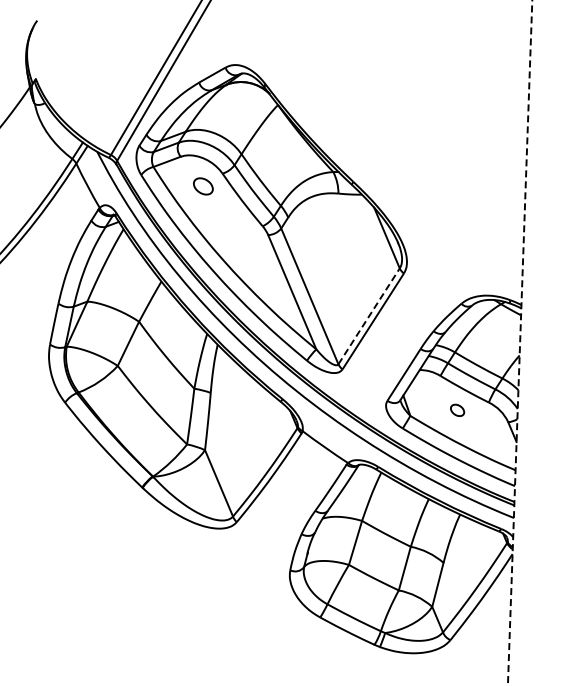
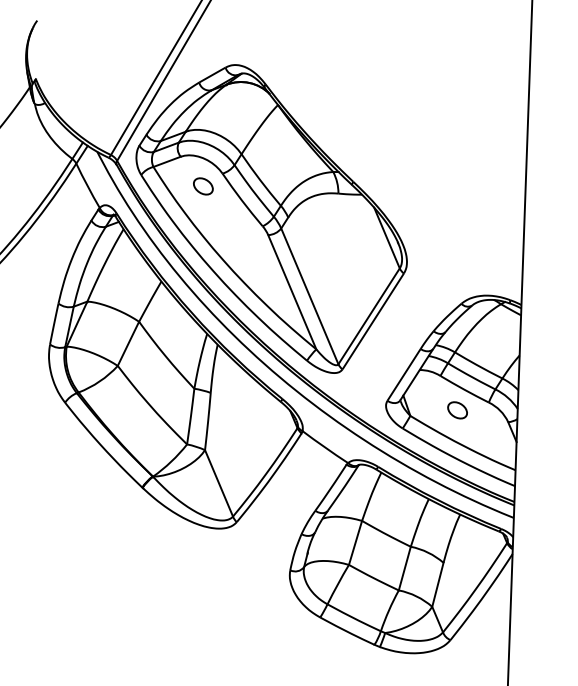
line: dashed -> solid (369, 316)
line: dashed -> solid (520, 342)
part size: 16x14 px -> 21x19 px (457, 410)
